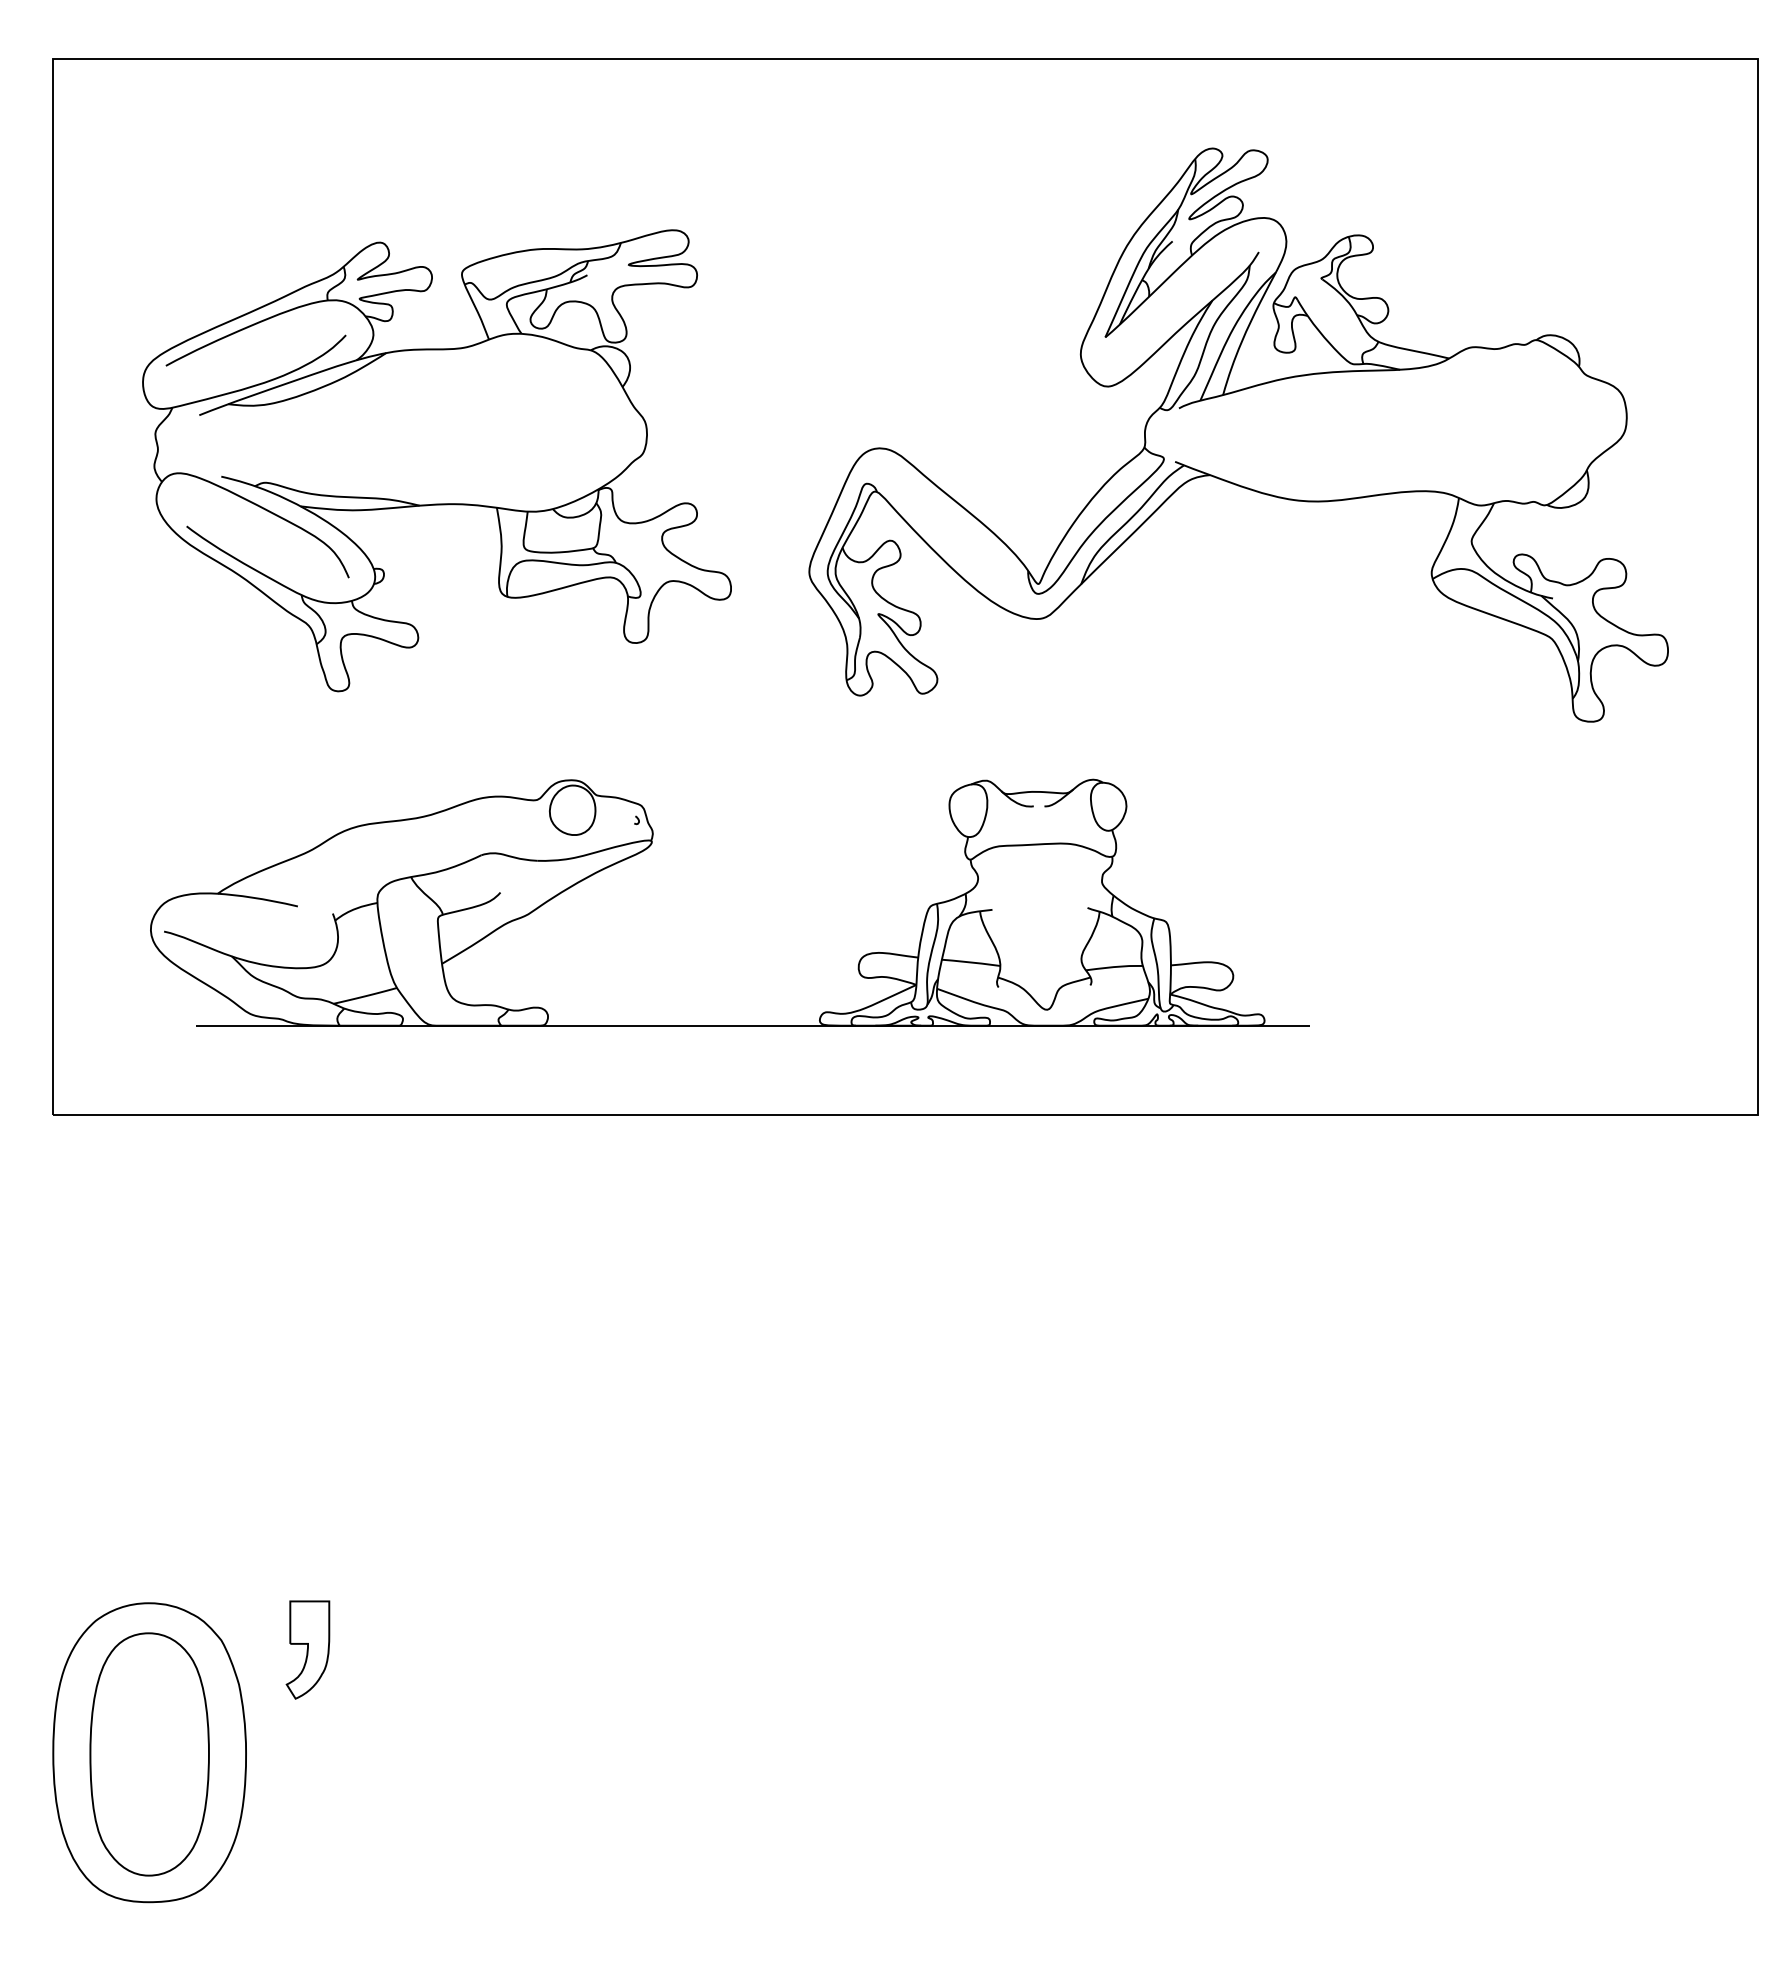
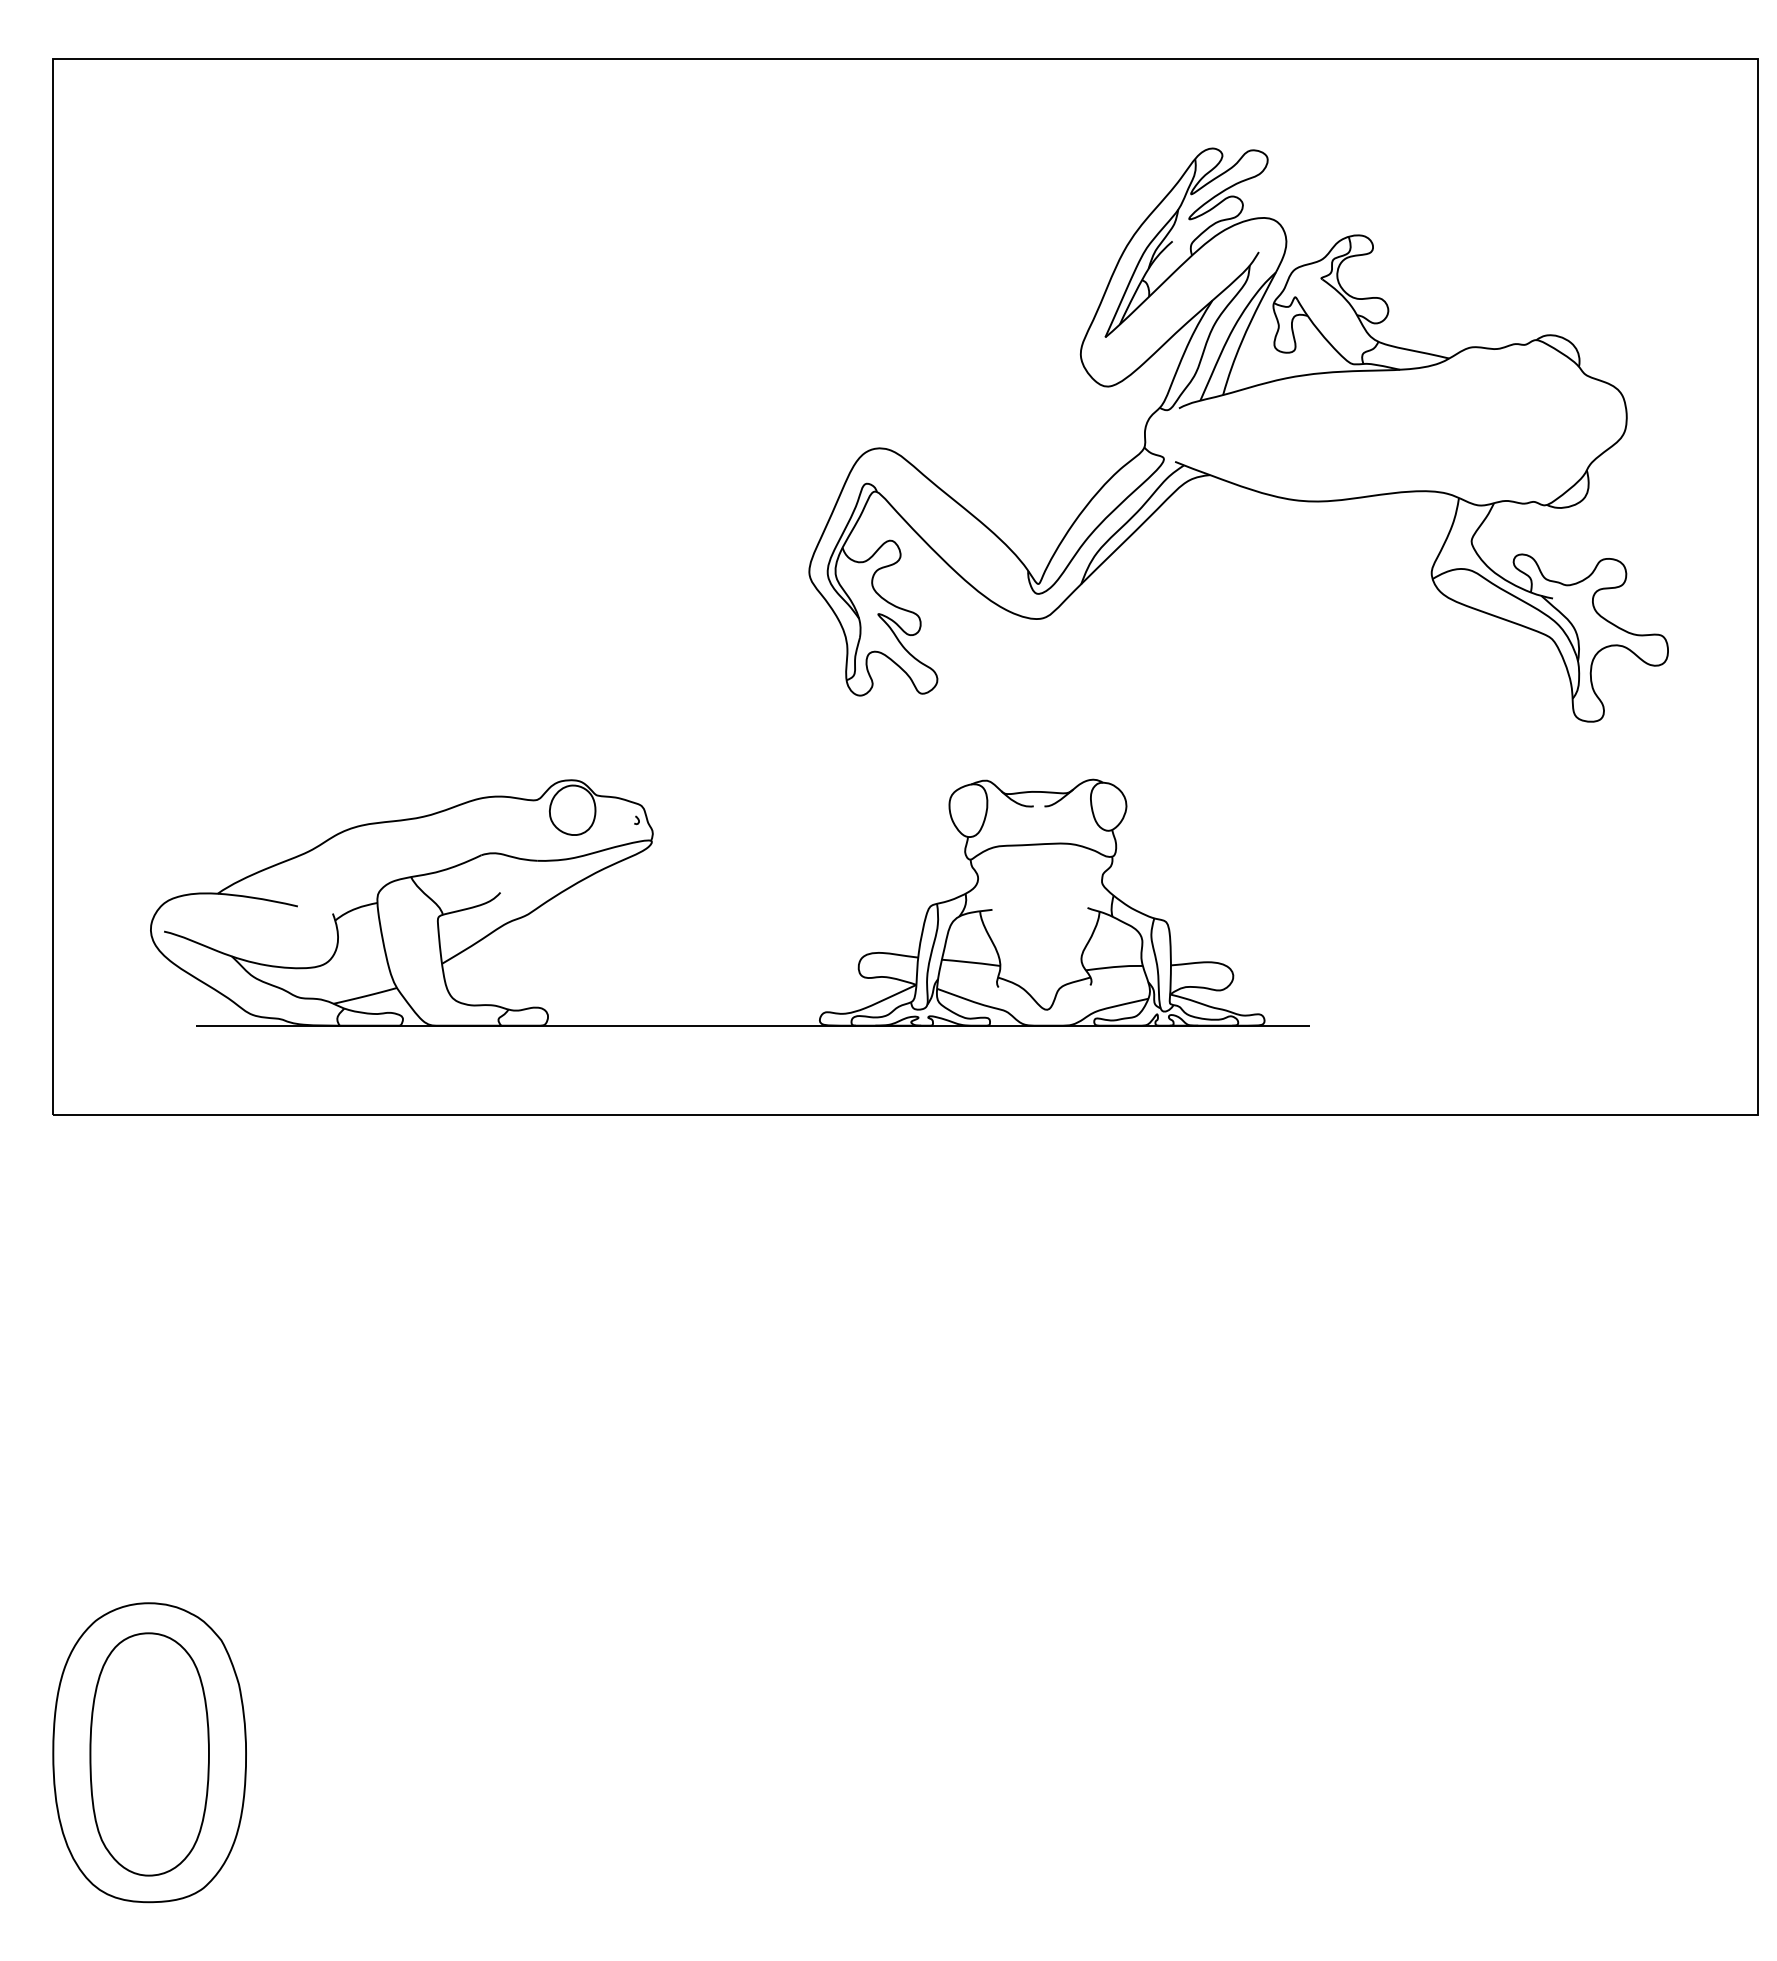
part: present -> none (436, 460)
part: present -> none (307, 1649)
